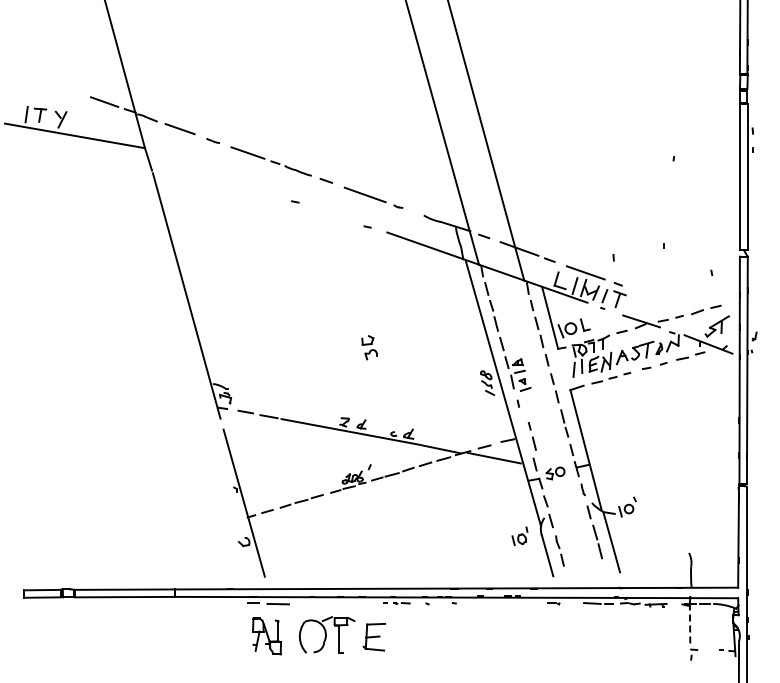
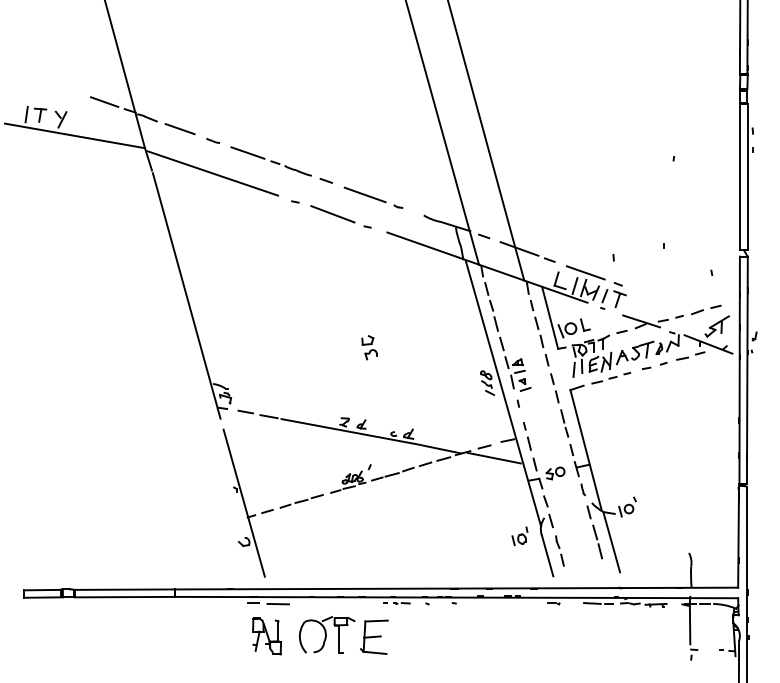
line: none -> present (212, 173)
line: none -> present (332, 214)
part position: (531, 436) -> (526, 436) (526, 436)
line: dashed -> solid (690, 624)
part size: 24x29 px -> 29x36 px (374, 636)
